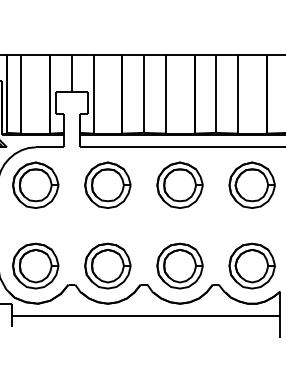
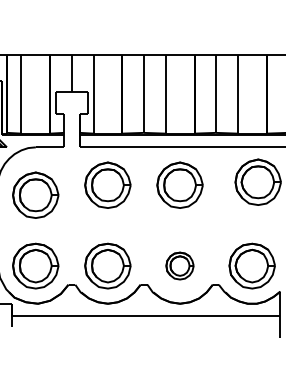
part position: (35, 184) -> (35, 194) (35, 194)
part position: (251, 184) -> (257, 181) (257, 181)
part size: 48x48 px -> 30x30 px (179, 265)
